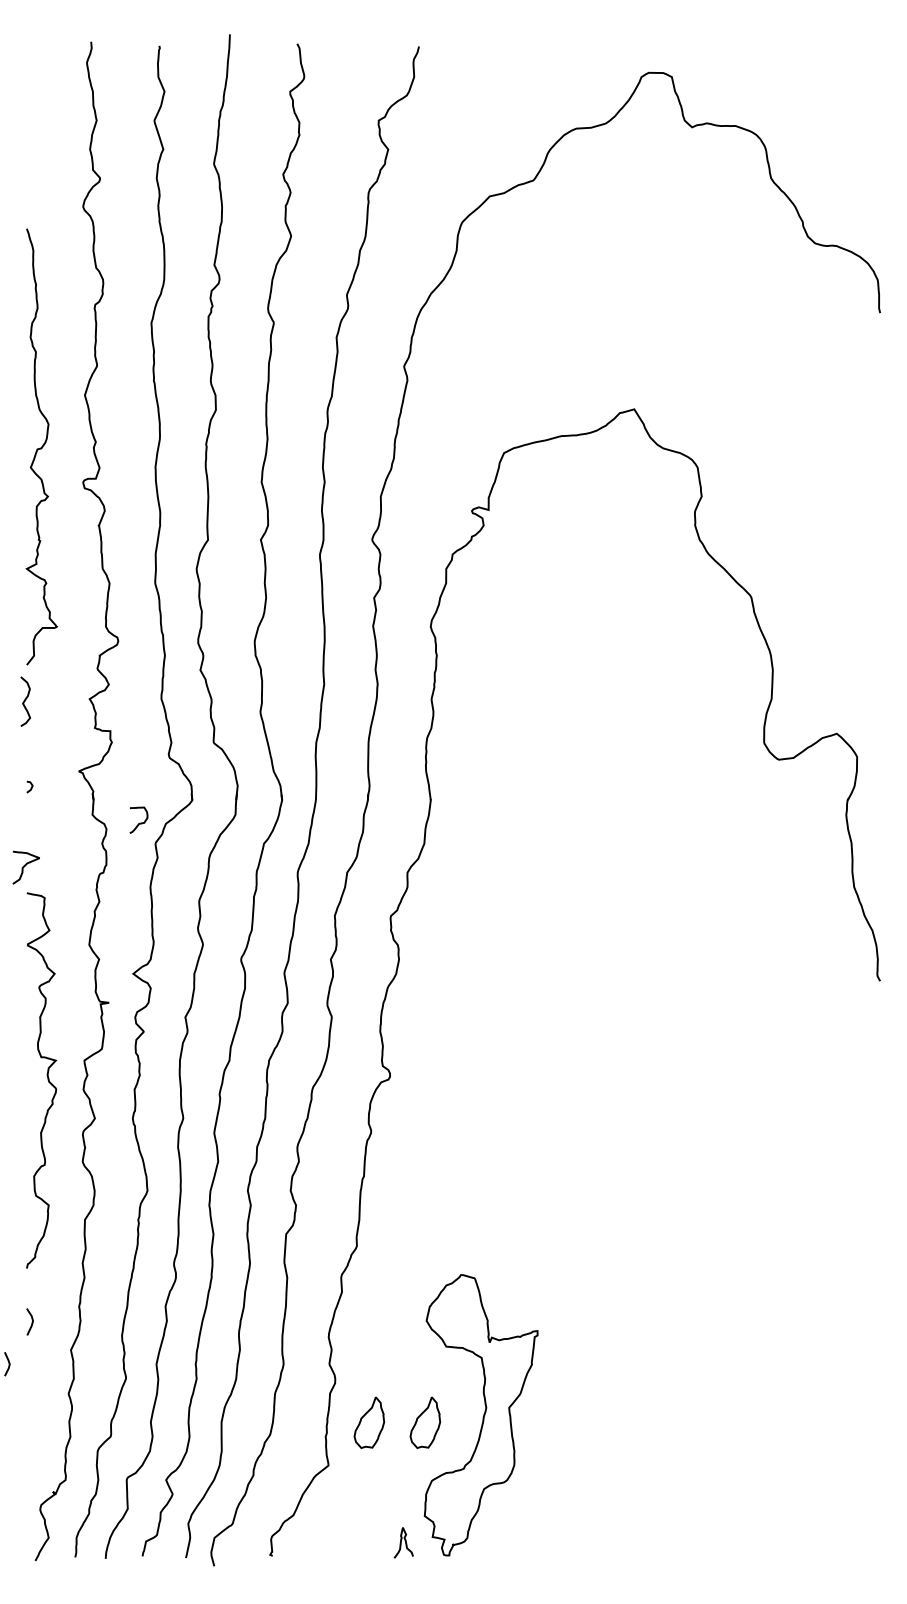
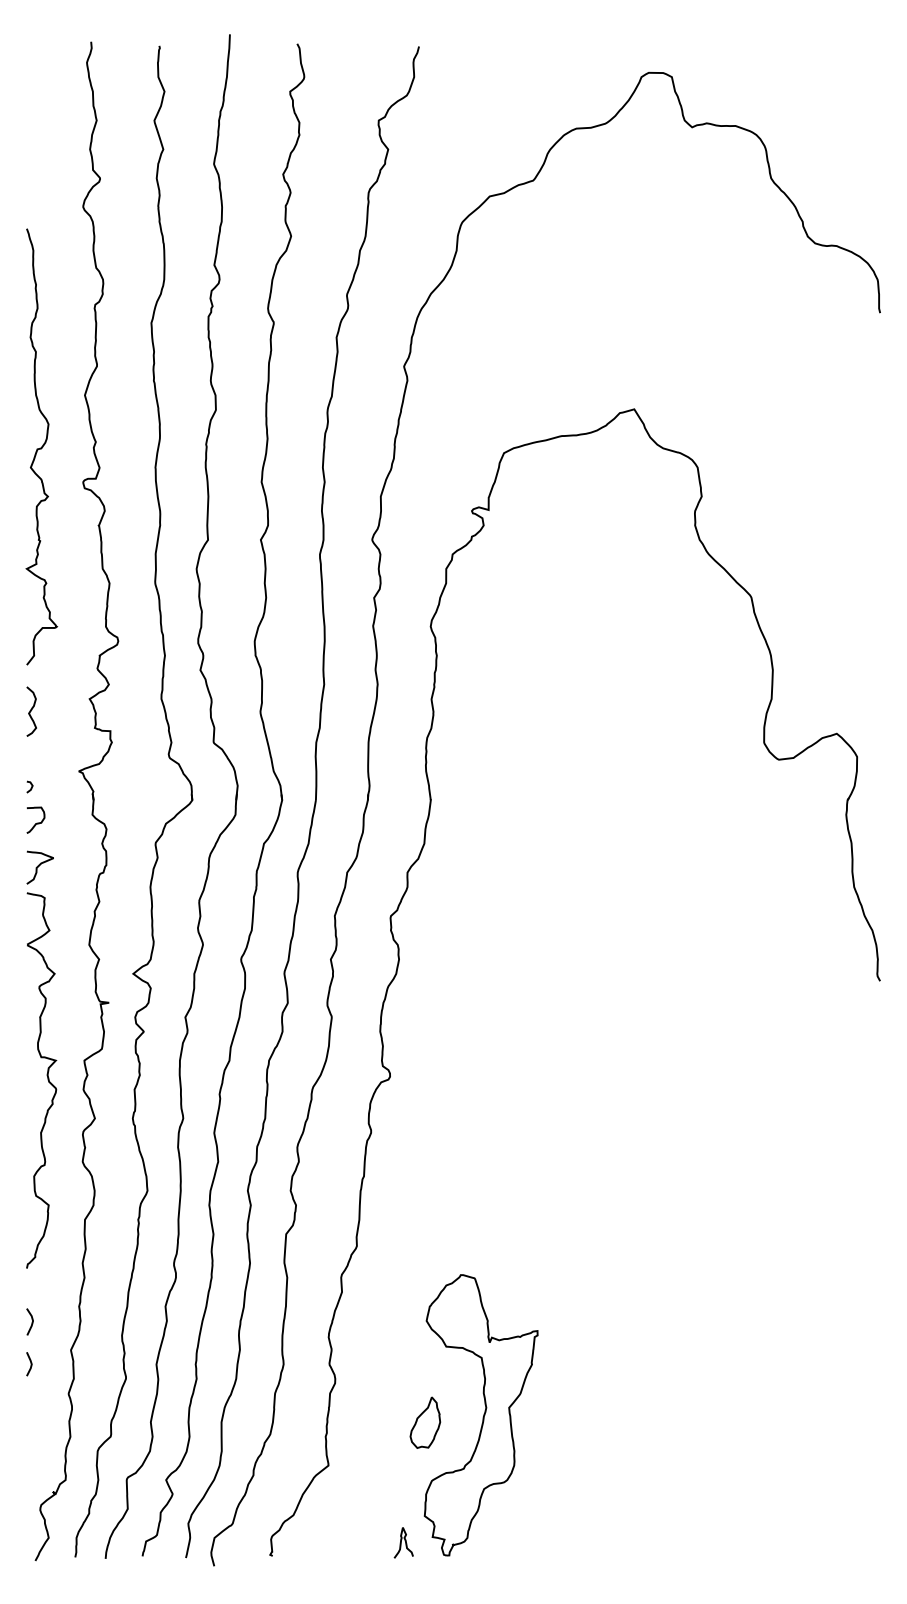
curve position: (25, 701) -> (31, 711) (31, 711)
curve position: (140, 822) -> (37, 822) (37, 822)
curve position: (25, 866) -> (39, 866) (39, 866)
line position: (8, 1364) -> (30, 1364) (30, 1364)
part: present -> none (369, 1422)
